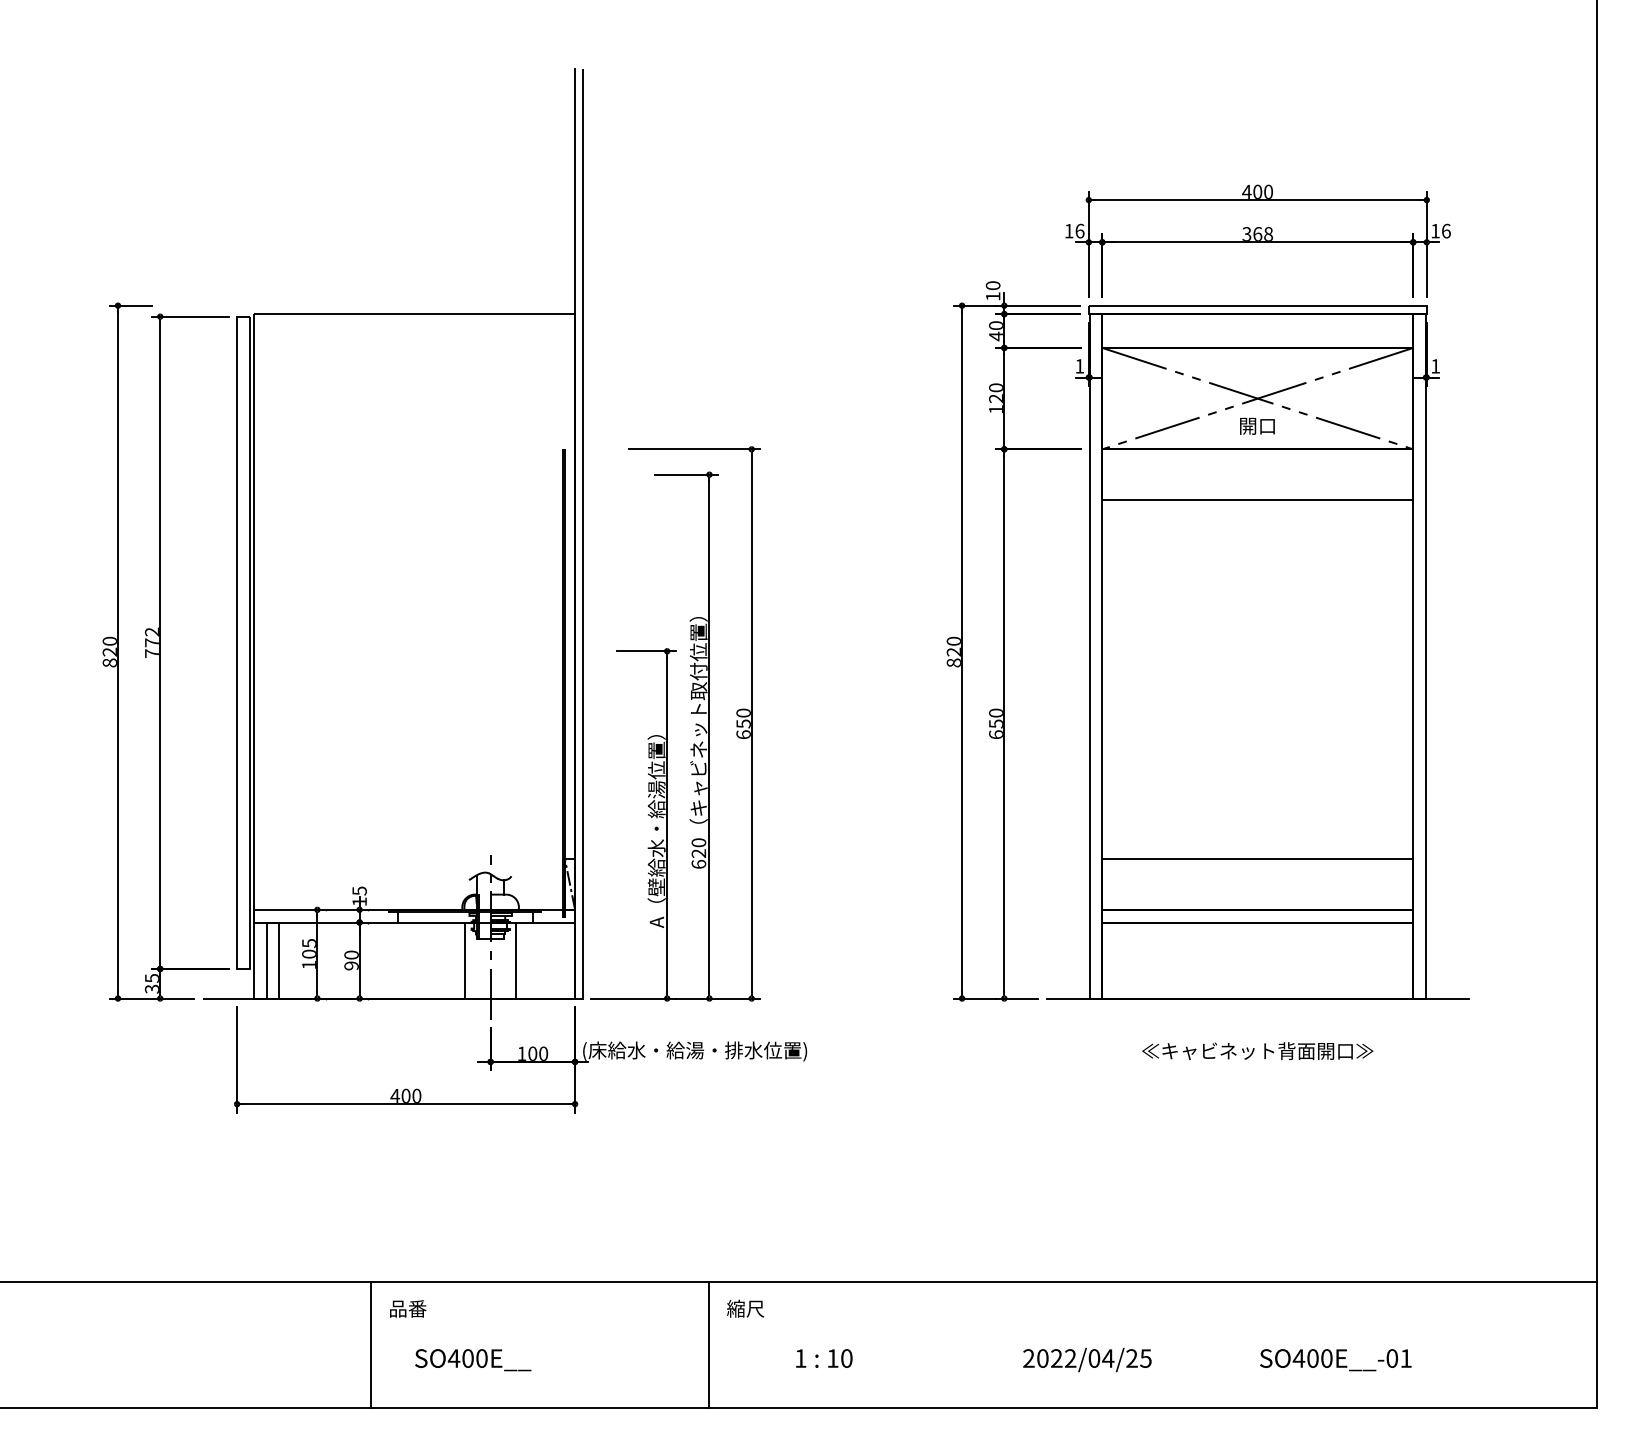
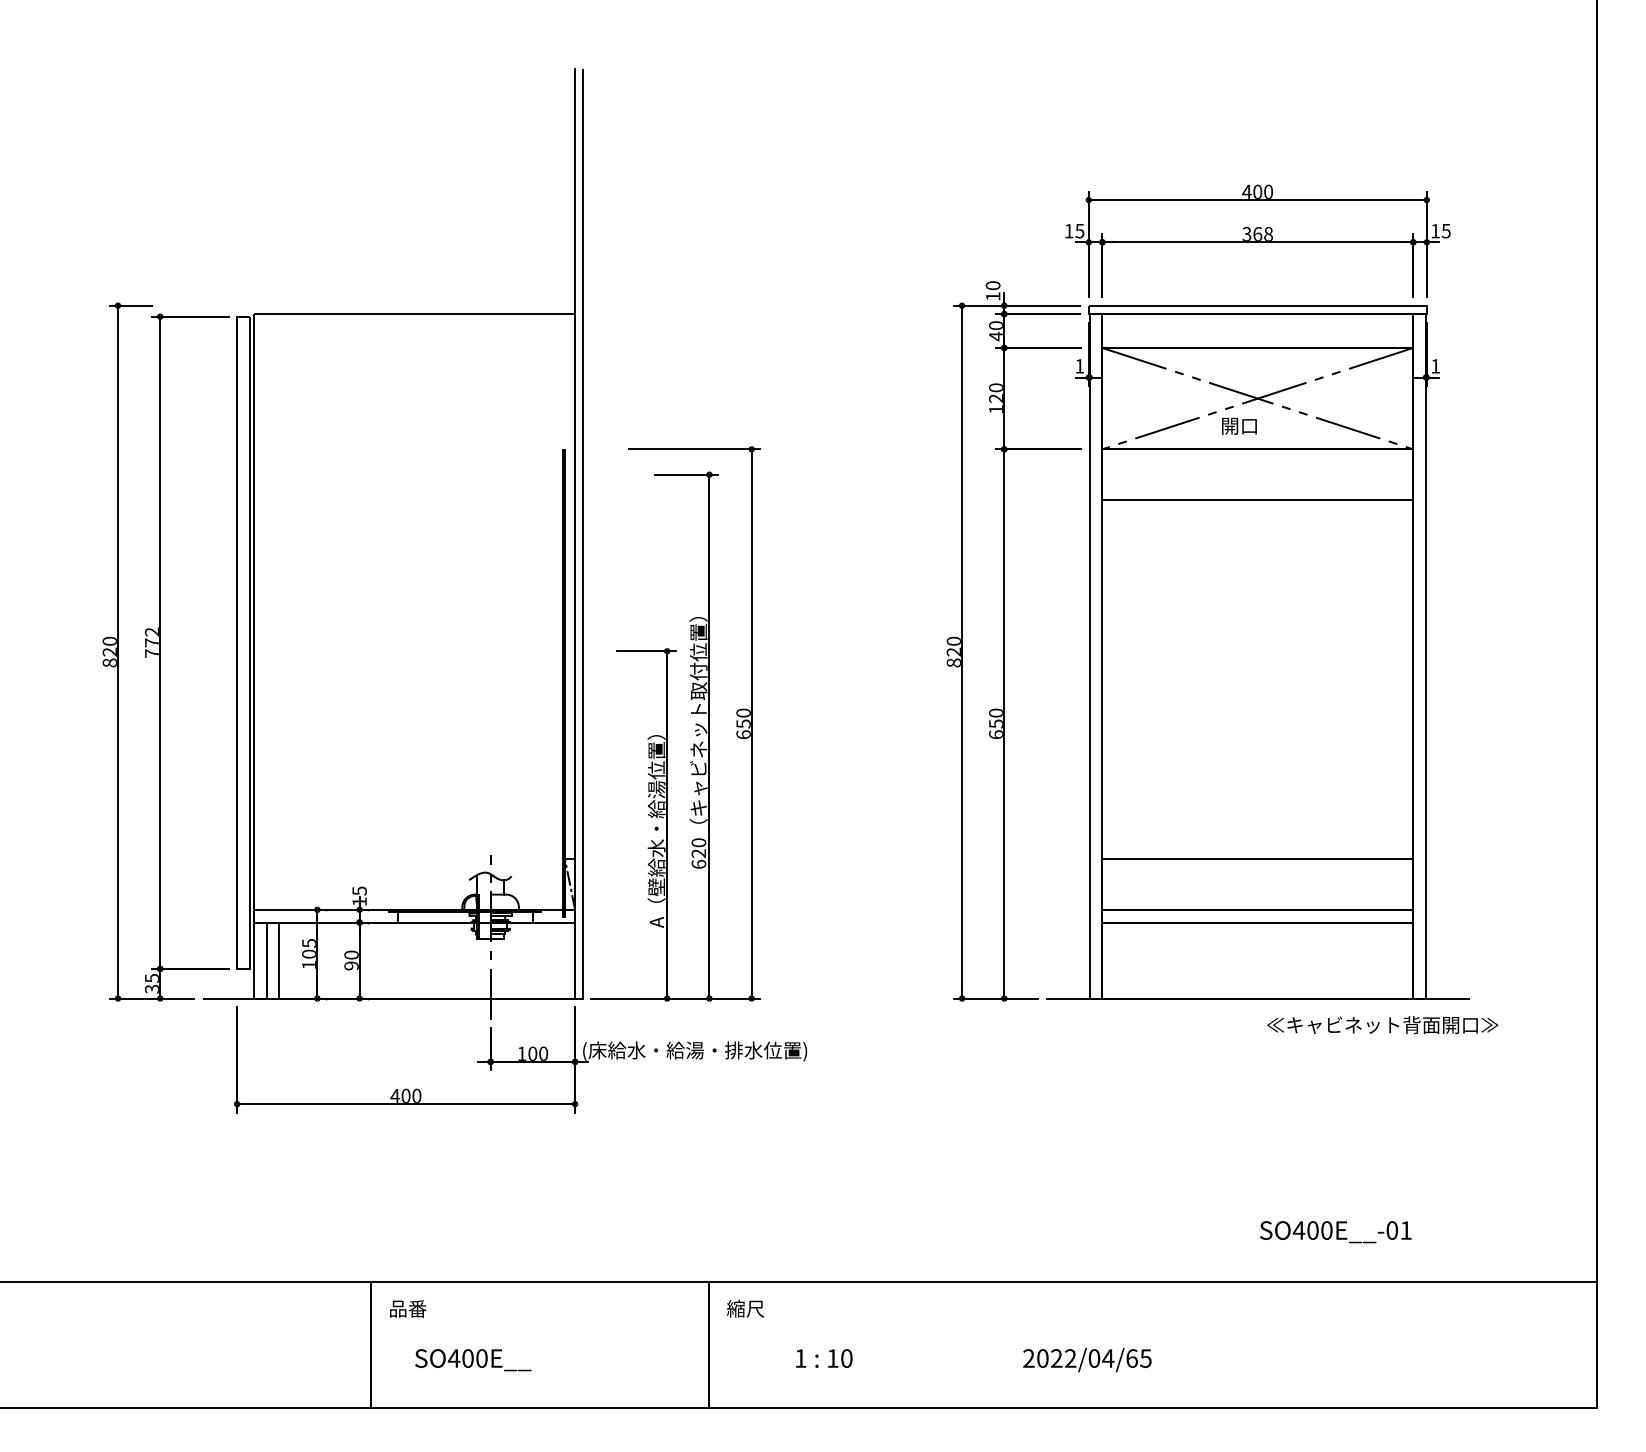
text: 16 -> 15 (1079, 230)
text: 16 -> 15 (1445, 230)
text position: (1257, 426) -> (1239, 426) (1239, 426)
line: present -> none (465, 960)
line: present -> none (515, 960)
text position: (1257, 1051) -> (1382, 1025) (1382, 1025)
text: 2022/04/25 -> 2022/04/65 (1131, 1358)
text position: (1335, 1360) -> (1335, 1232) (1335, 1232)
